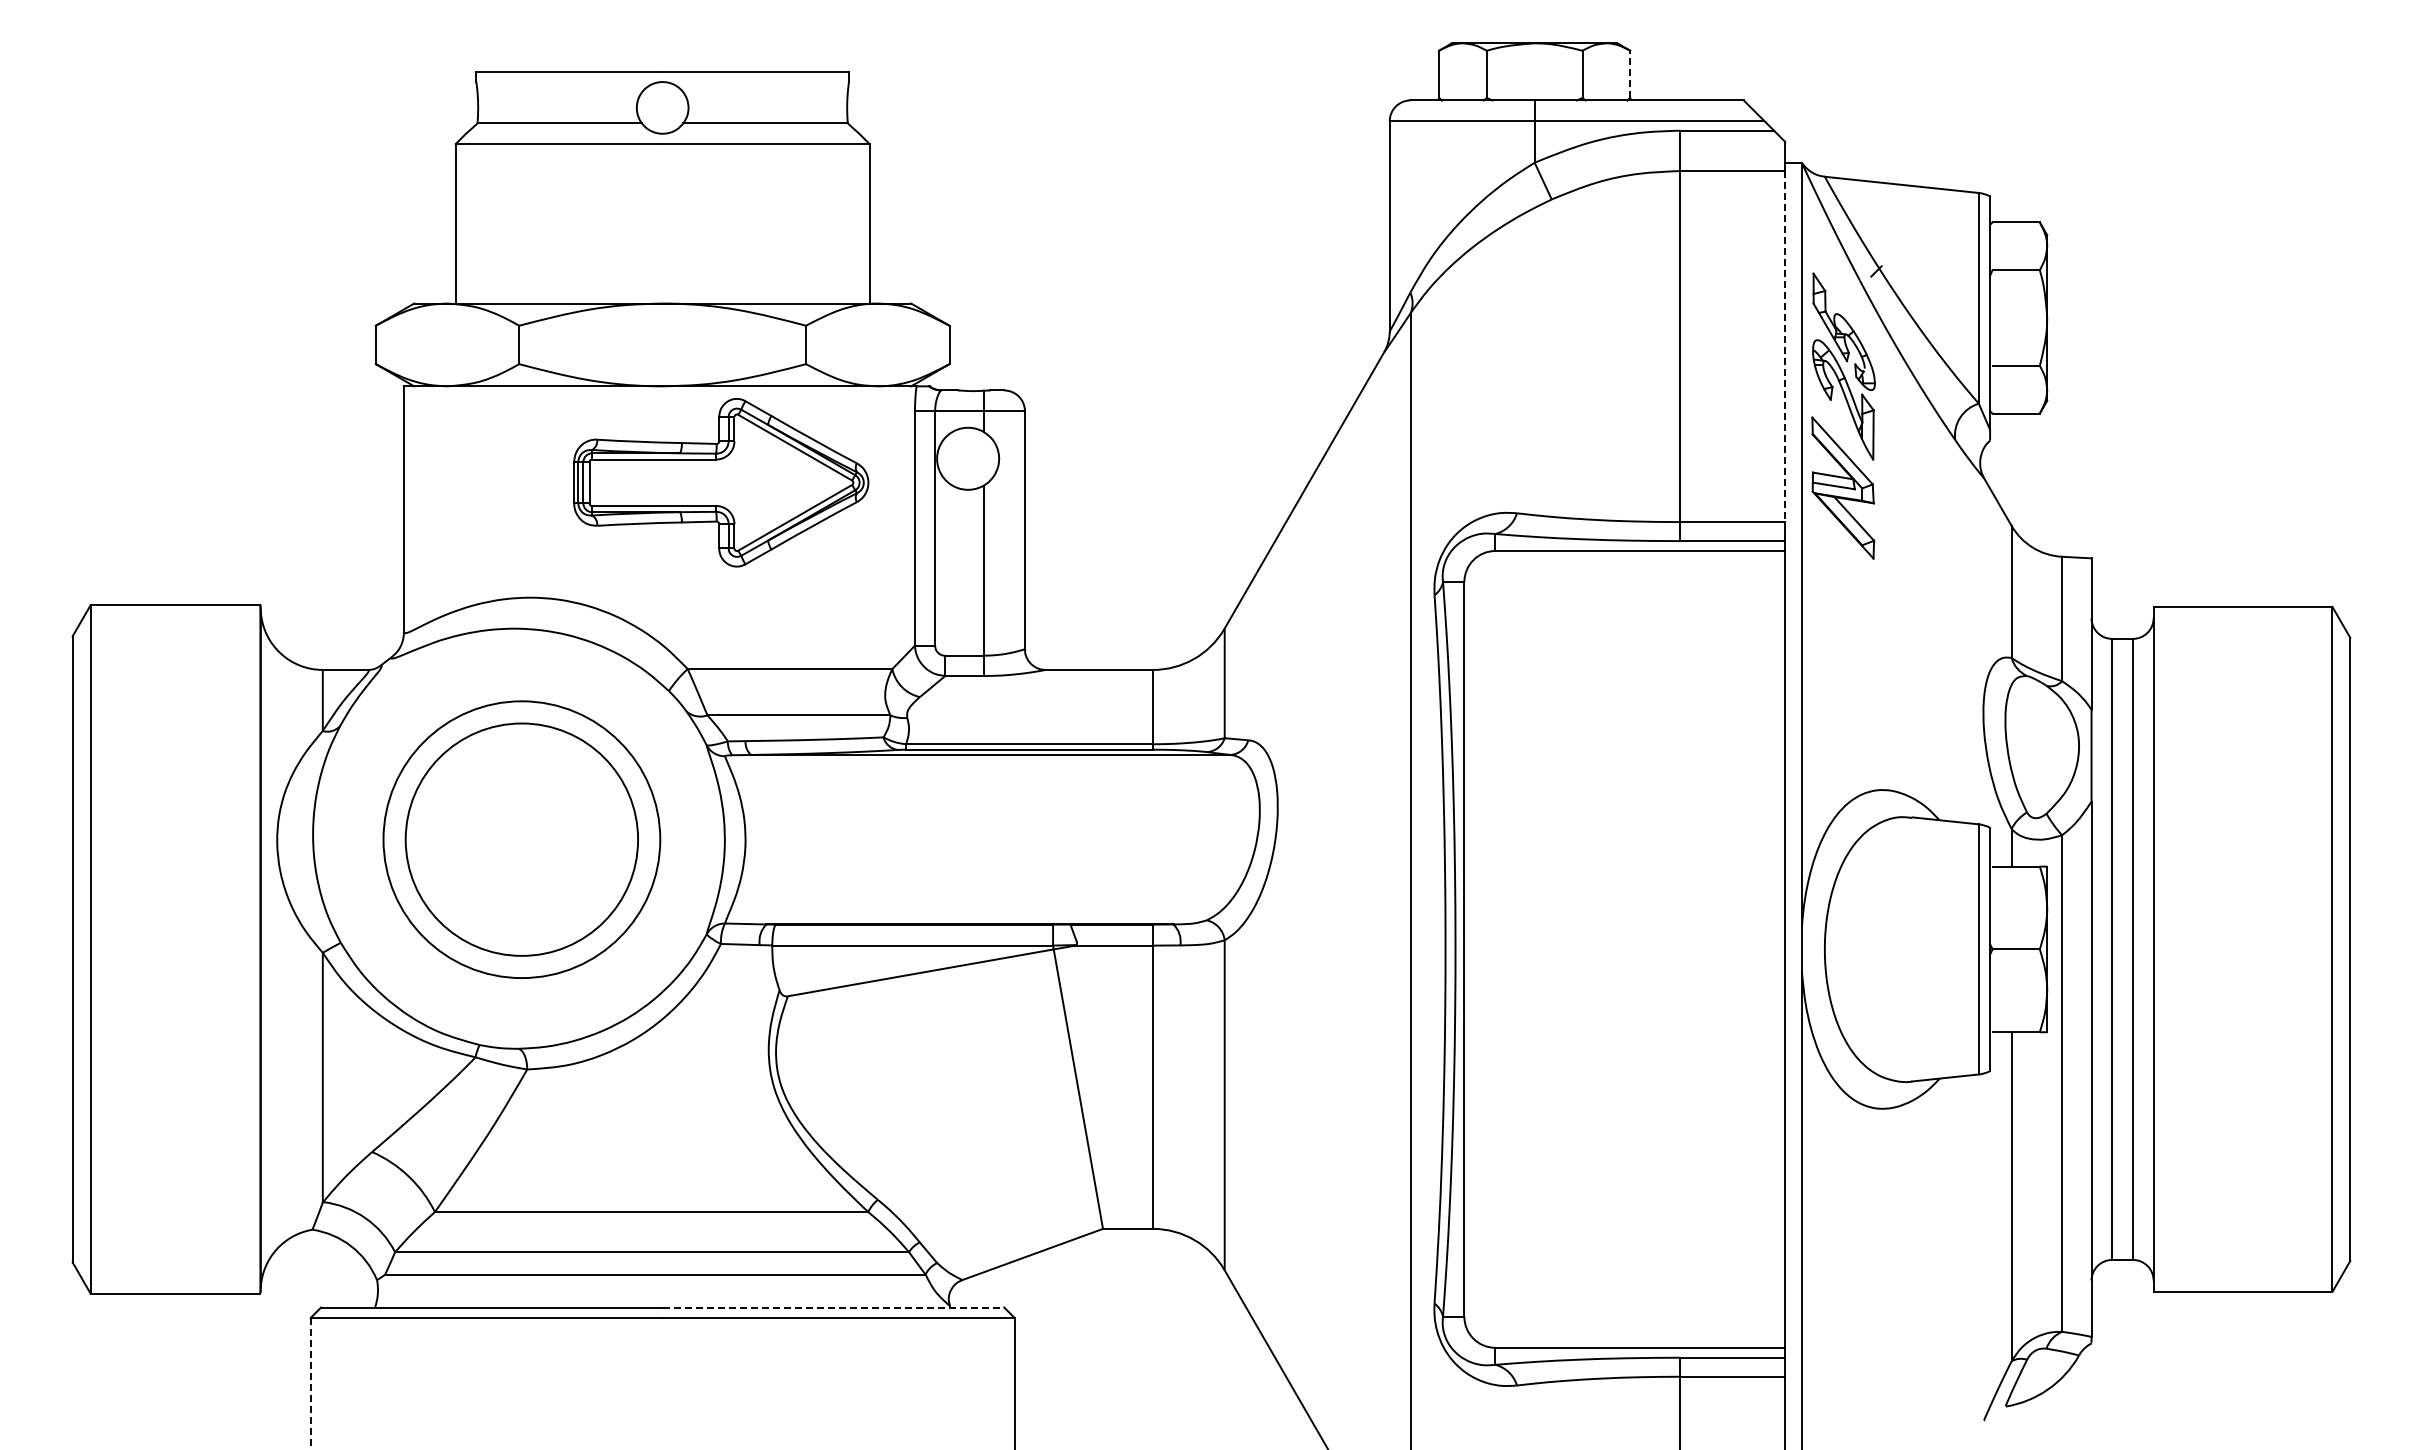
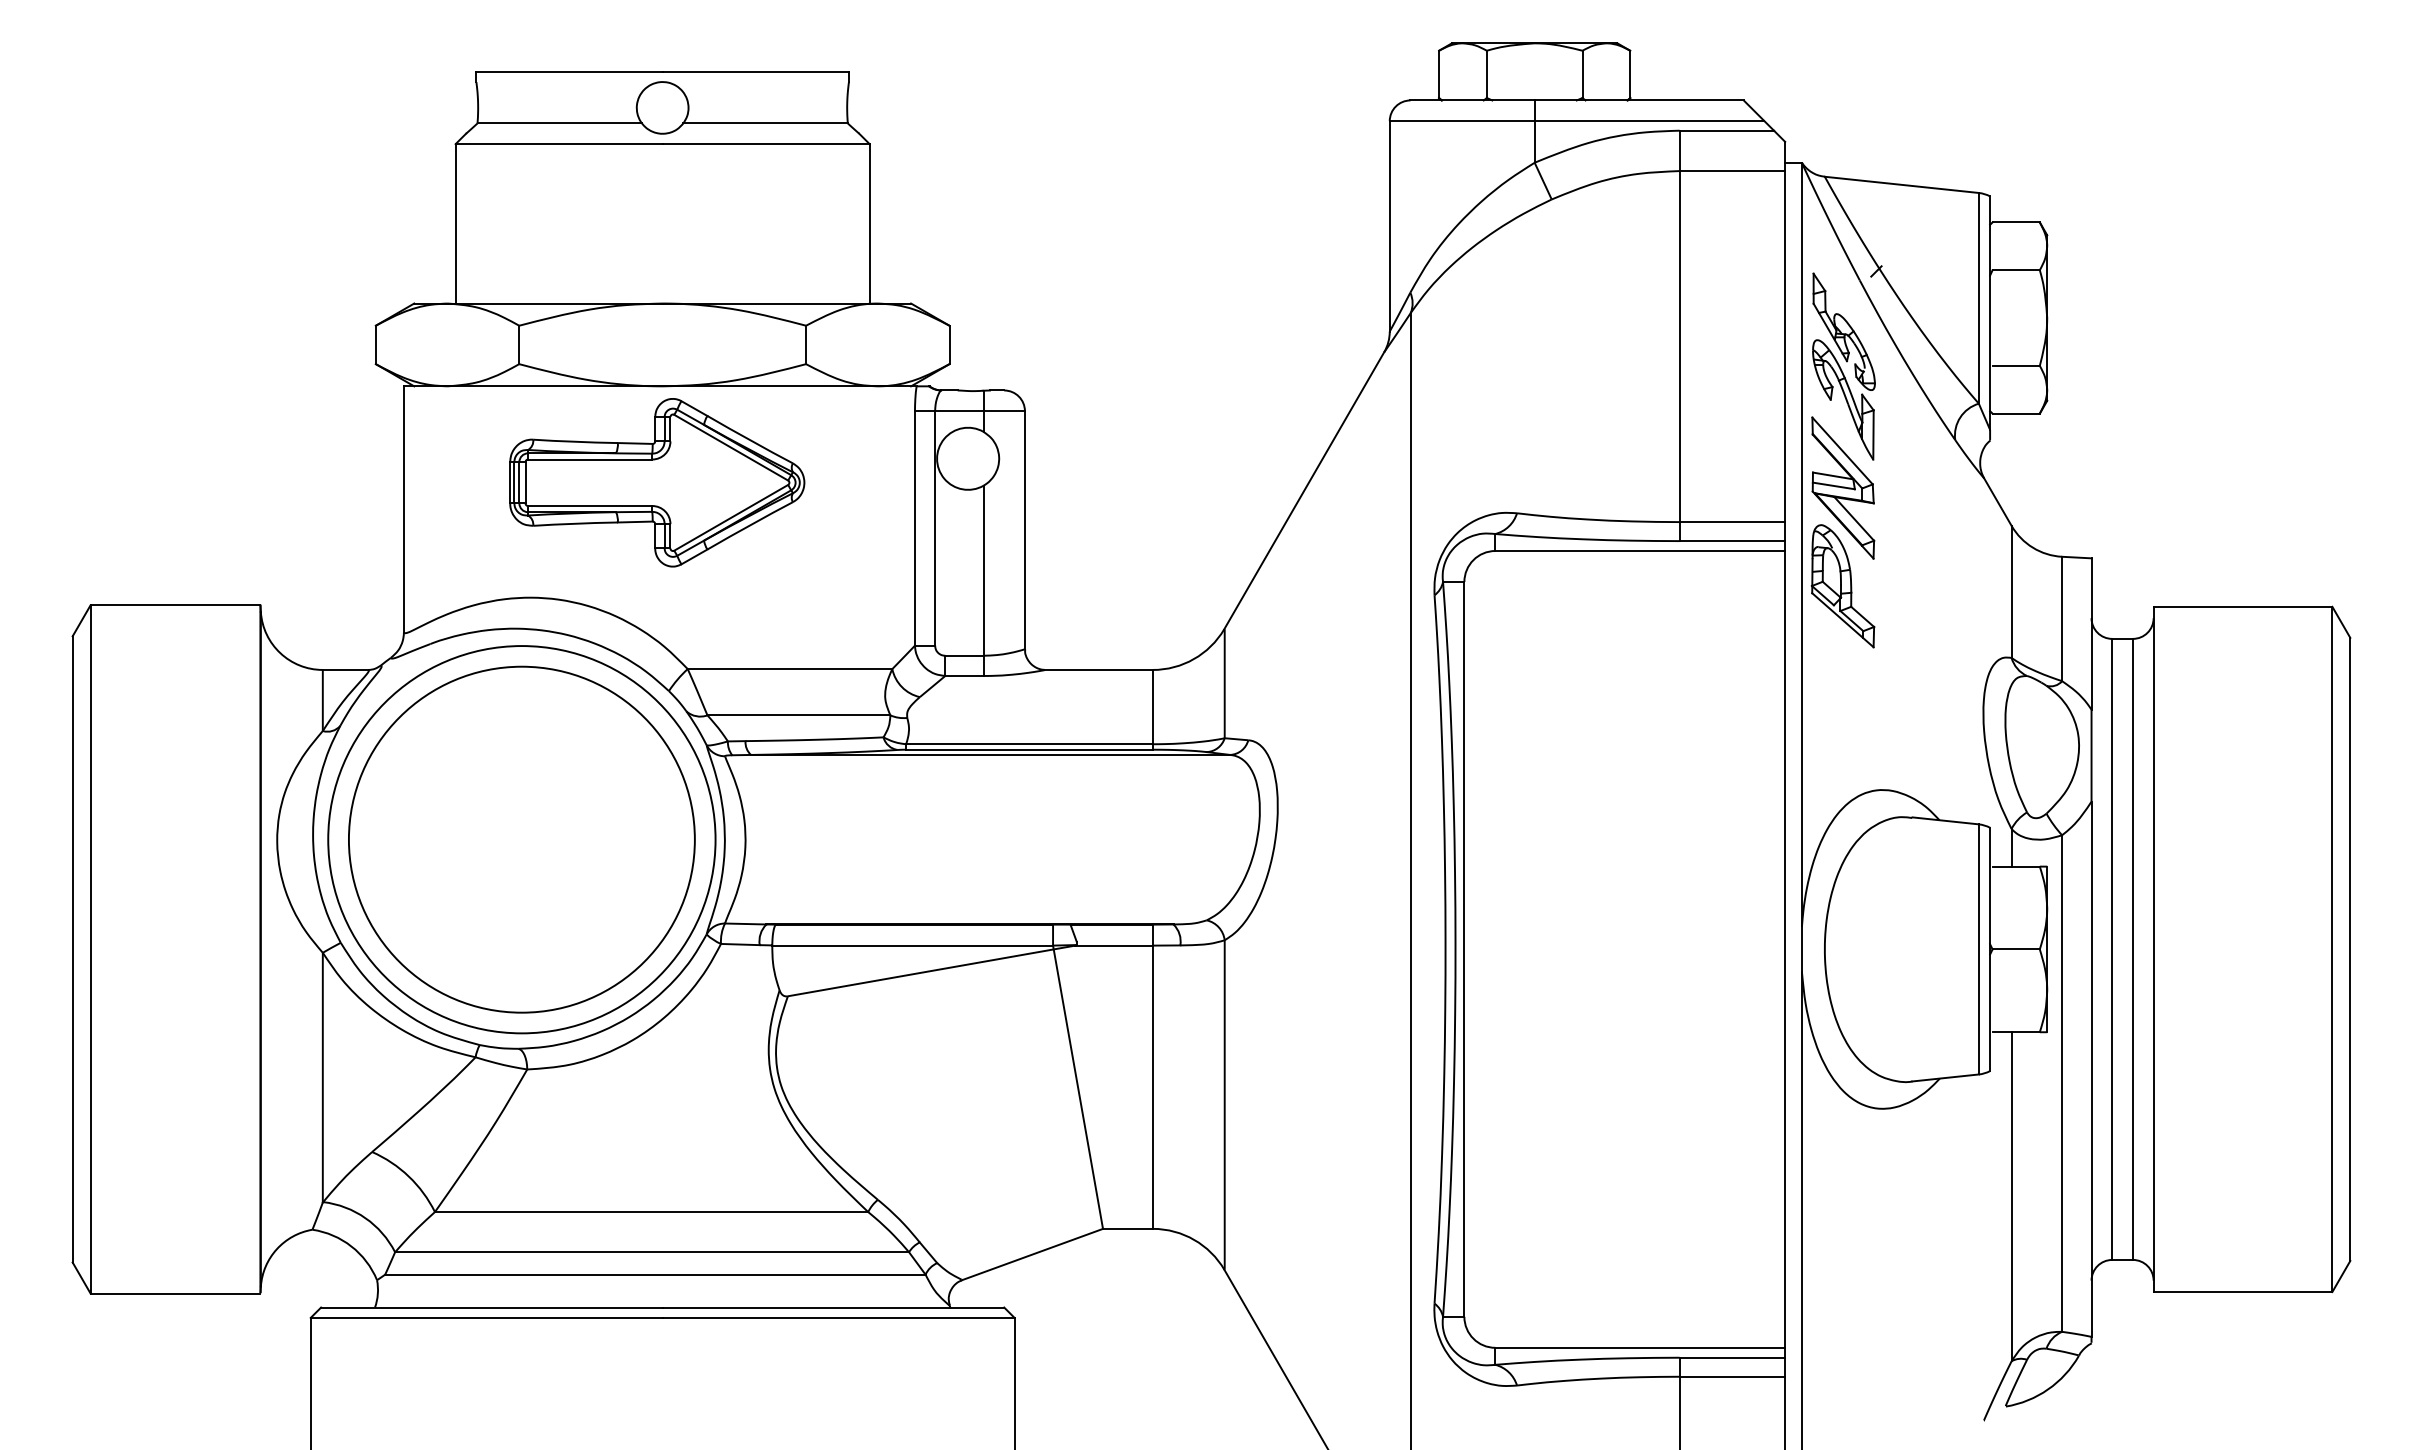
line: dashed -> solid (1630, 74)
line: dashed -> solid (1785, 346)
part position: (721, 482) -> (657, 482) (657, 482)
part: none -> present (1842, 586)
circle diameter: 232 px -> 387 px (521, 839)
circle diameter: 277 px -> 346 px (521, 839)
line: dashed -> solid (833, 1307)
line: dashed -> solid (310, 1383)
